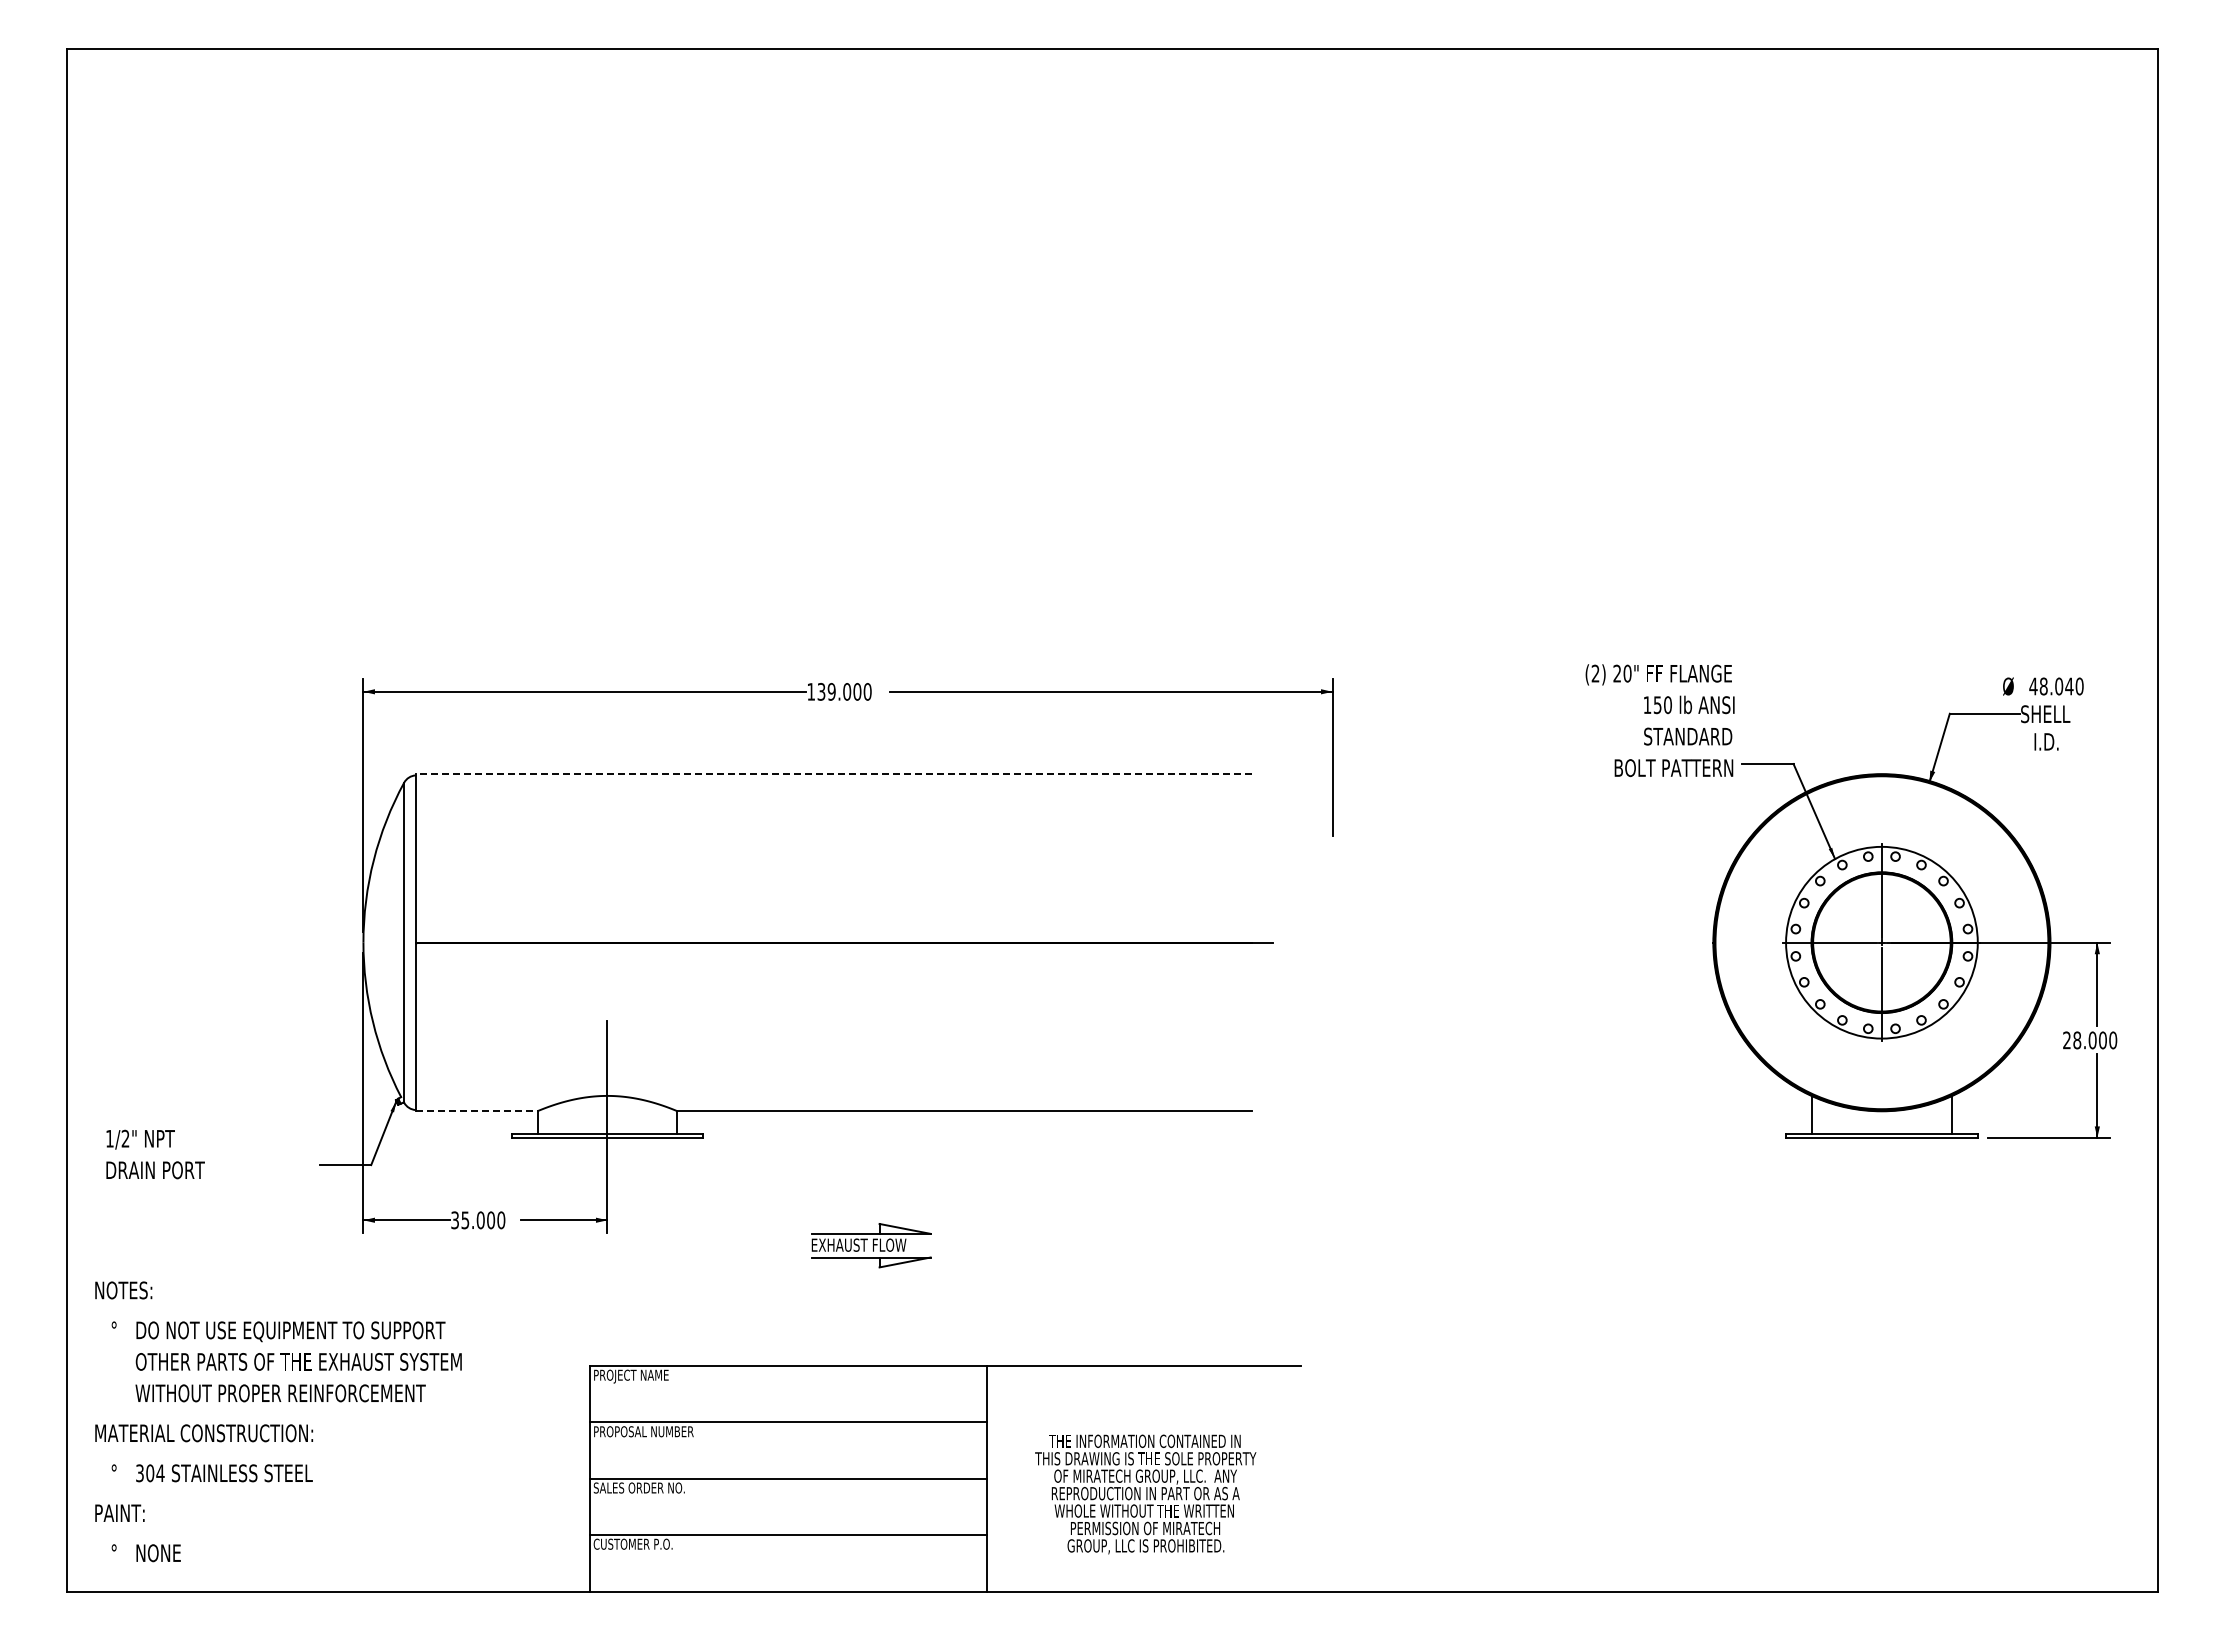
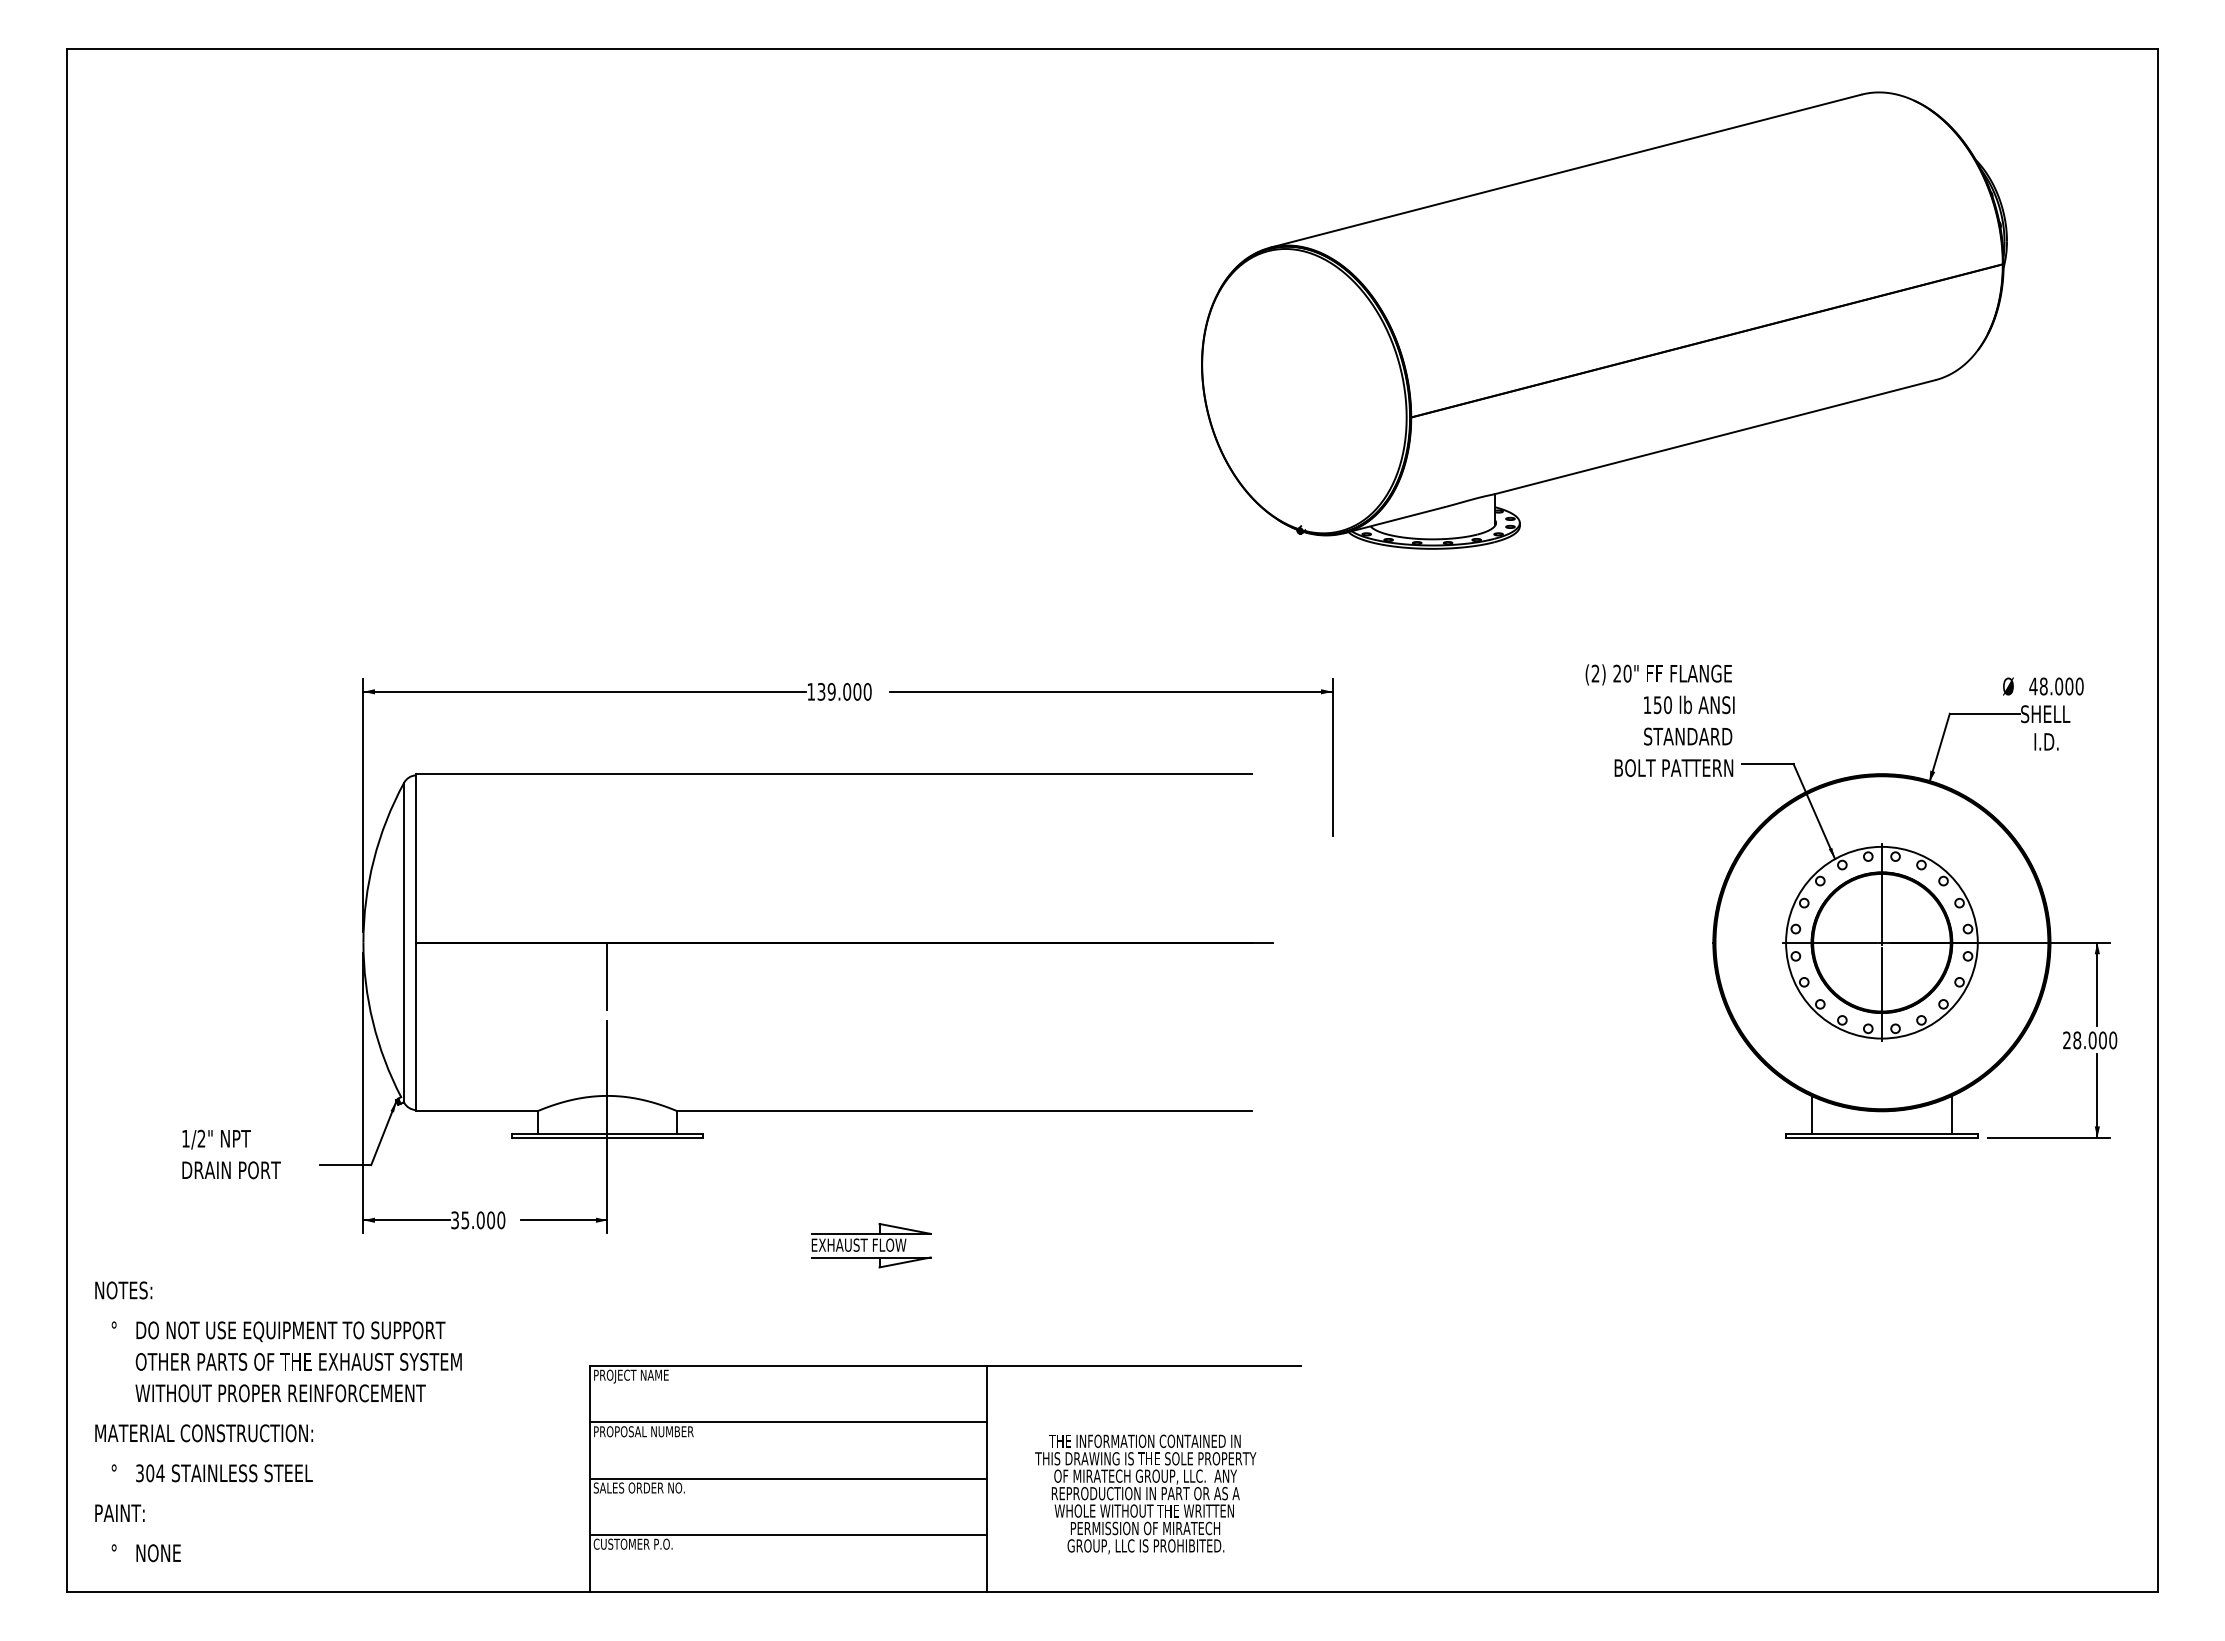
part: none -> present (1604, 320)
text: 48.040 -> 48.000 (2069, 686)
line: dashed -> solid (833, 774)
line: none -> present (607, 976)
line: dashed -> solid (476, 1111)
text position: (155, 1154) -> (231, 1154) (231, 1154)
